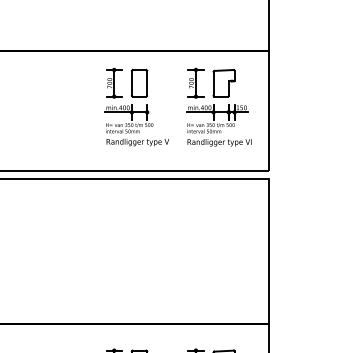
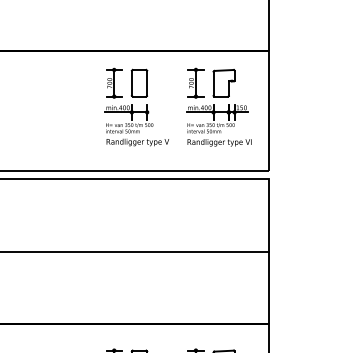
line: none -> present (135, 251)
